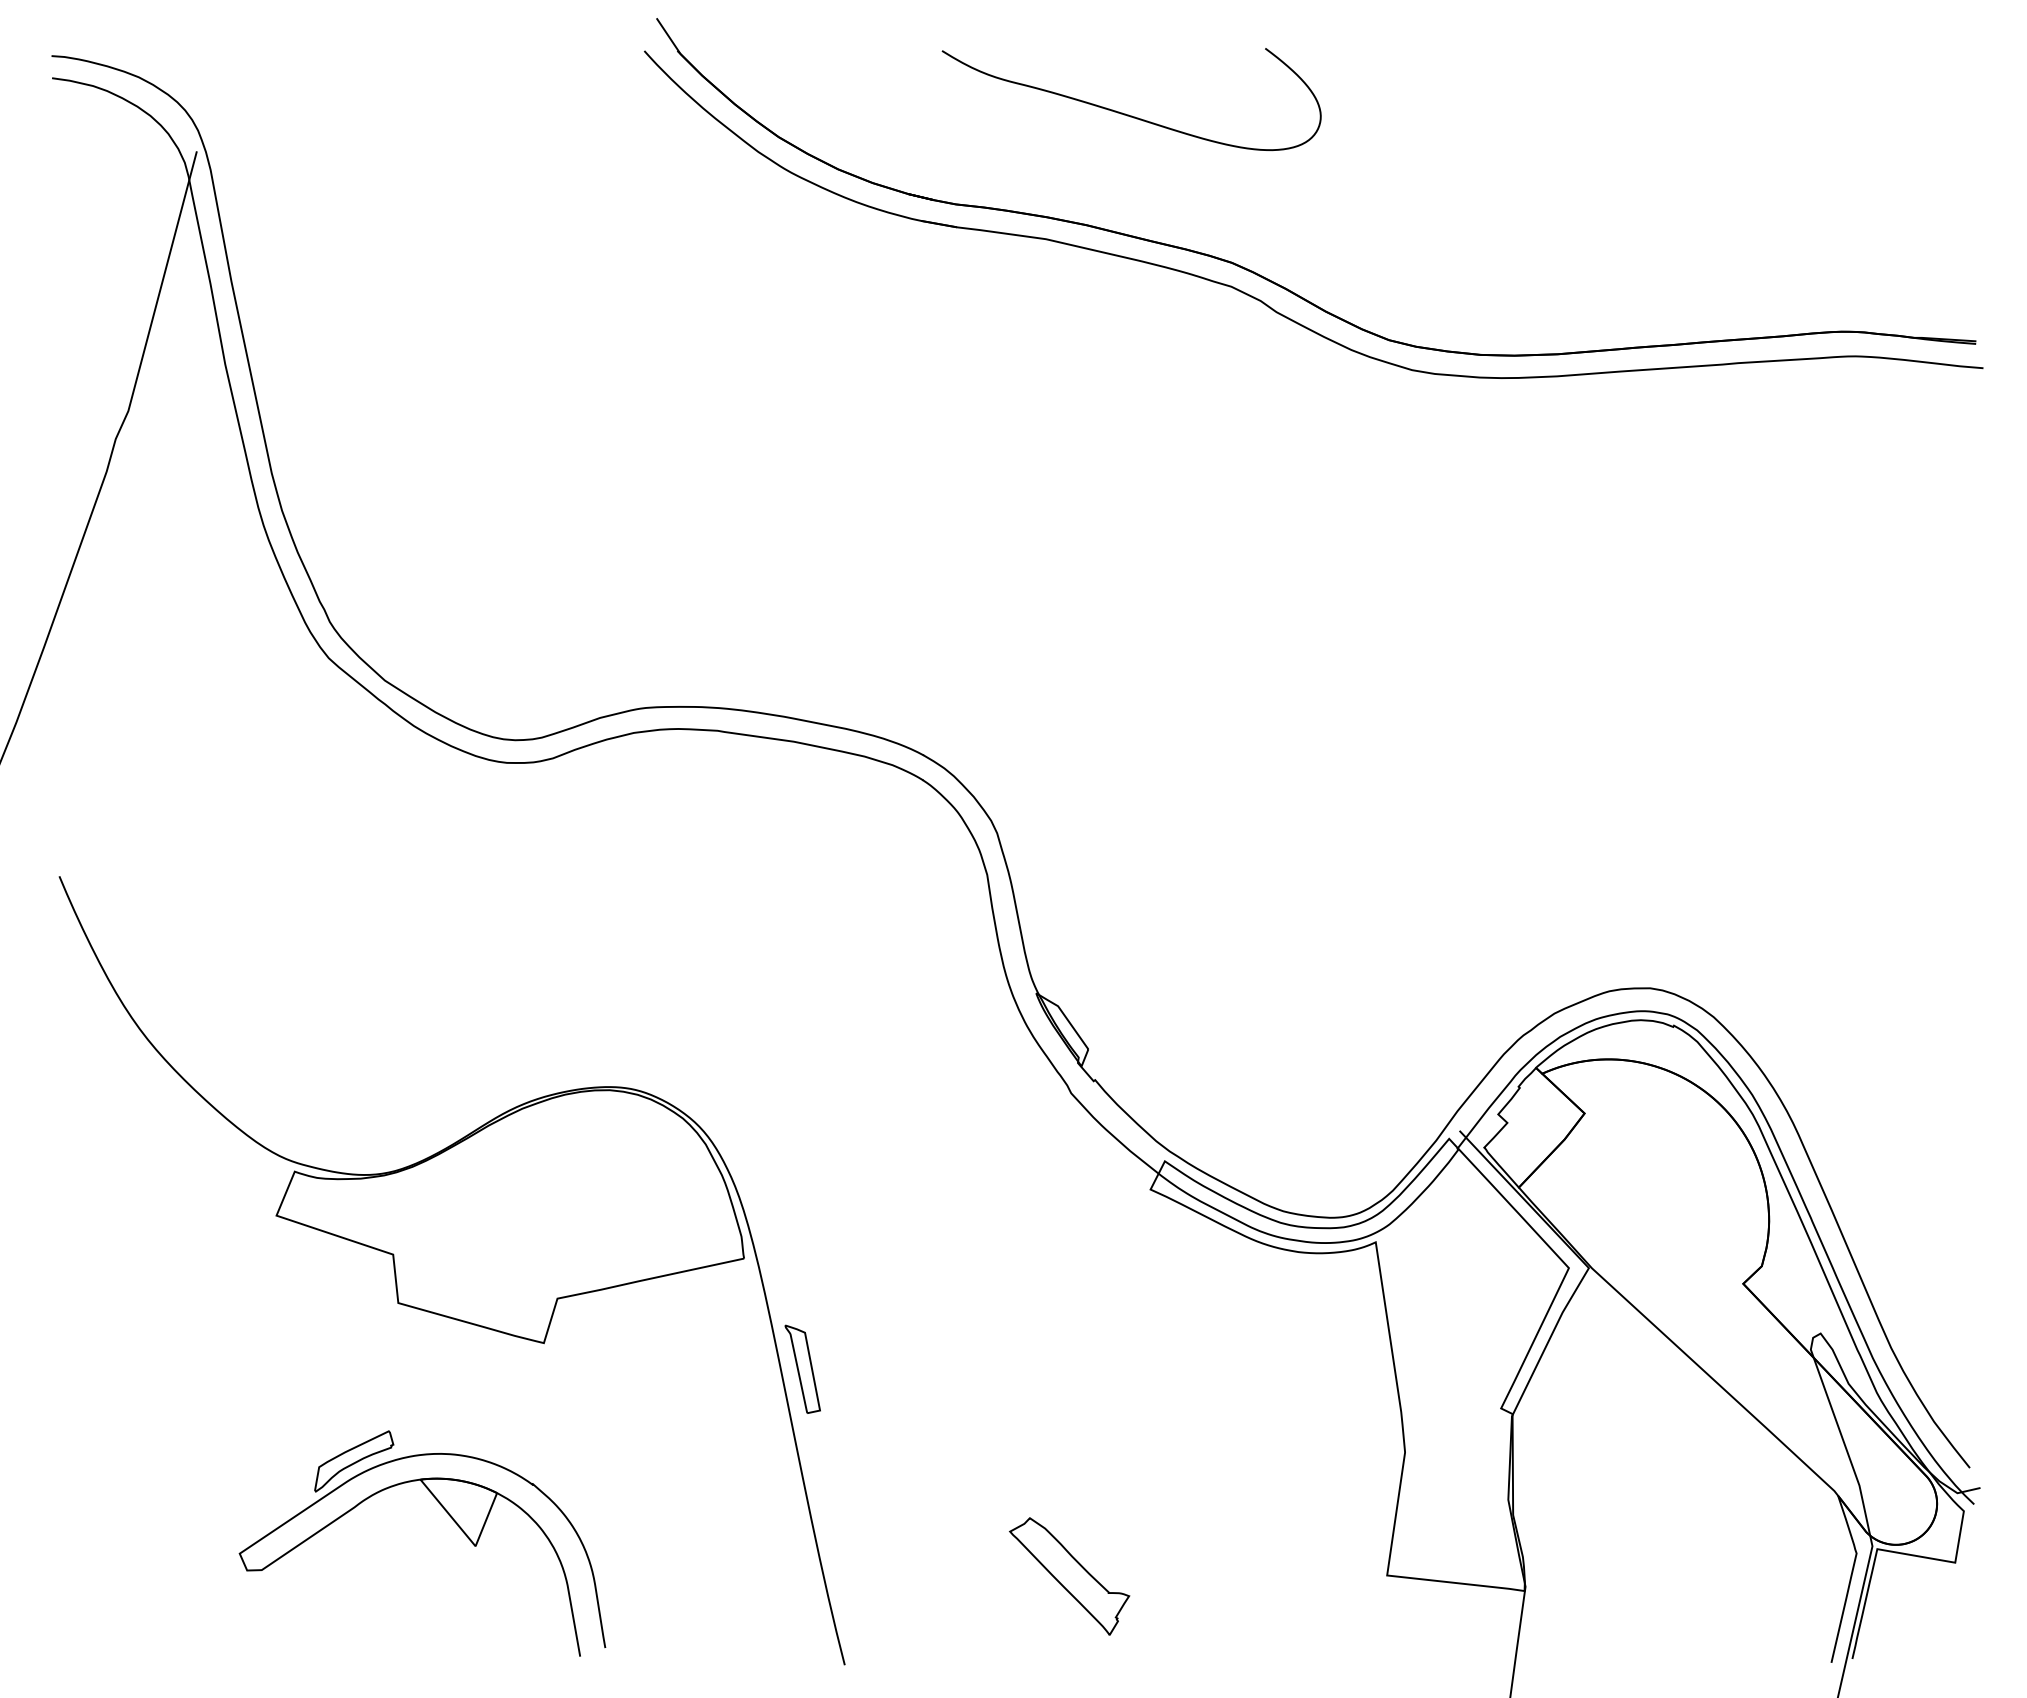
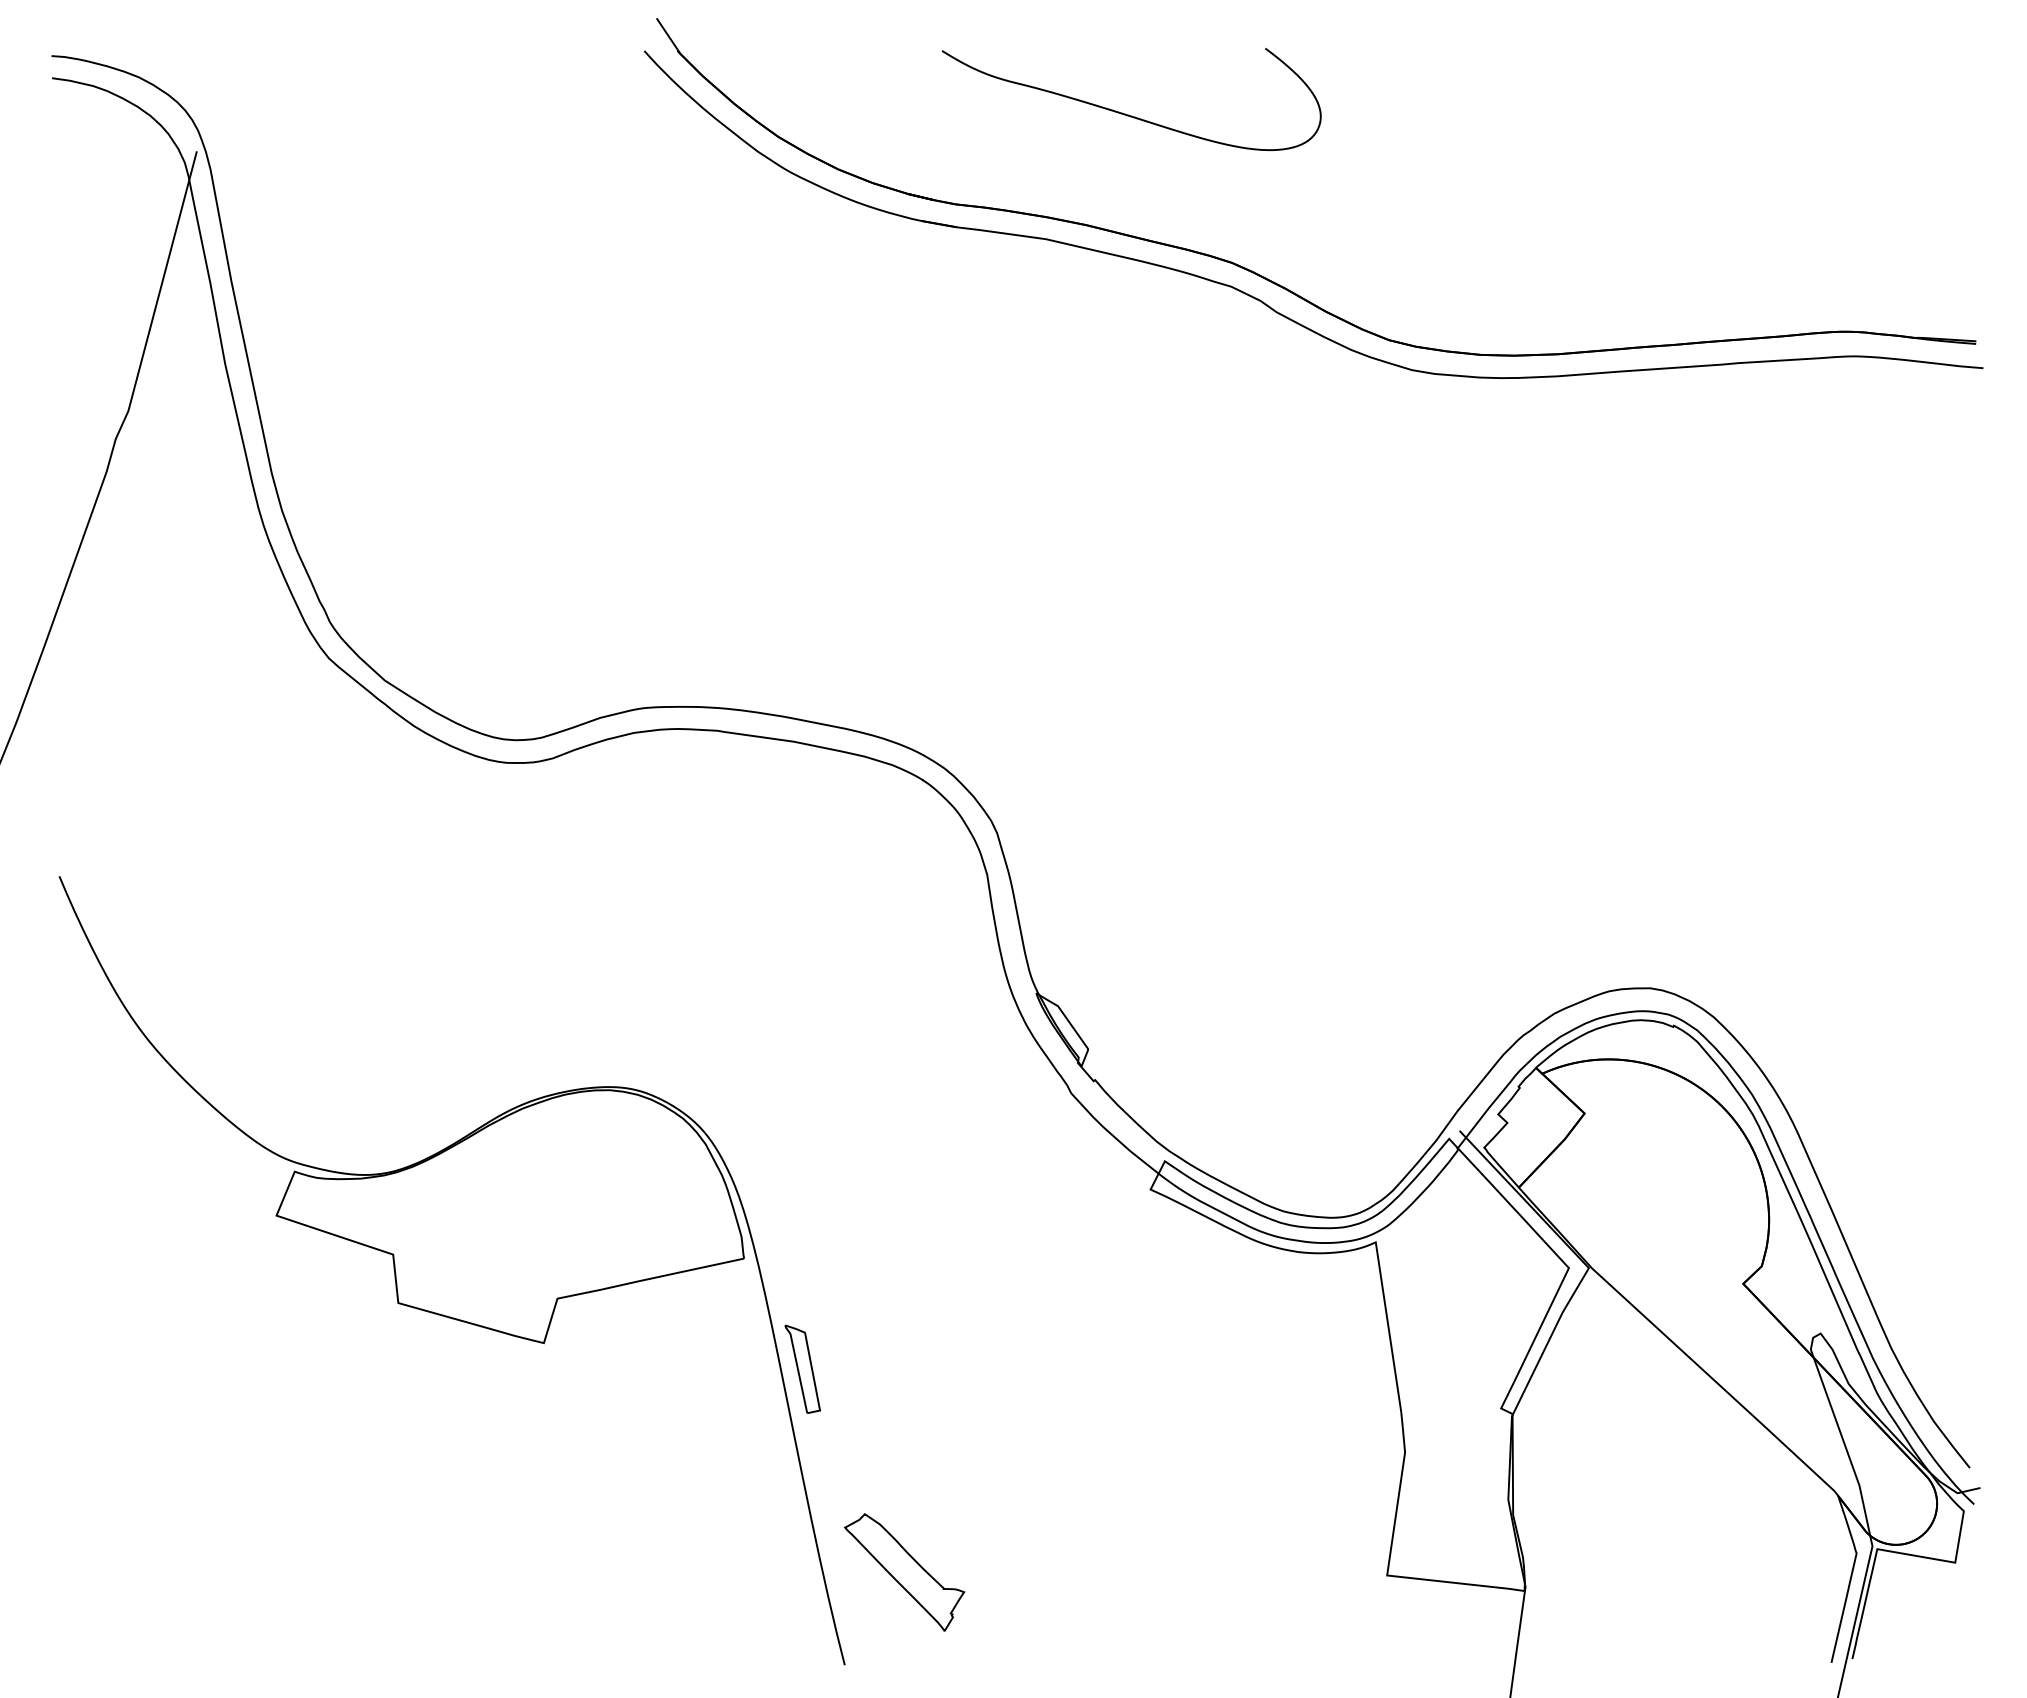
part: present -> none (453, 1521)
part position: (1069, 1576) -> (904, 1572) (904, 1572)
